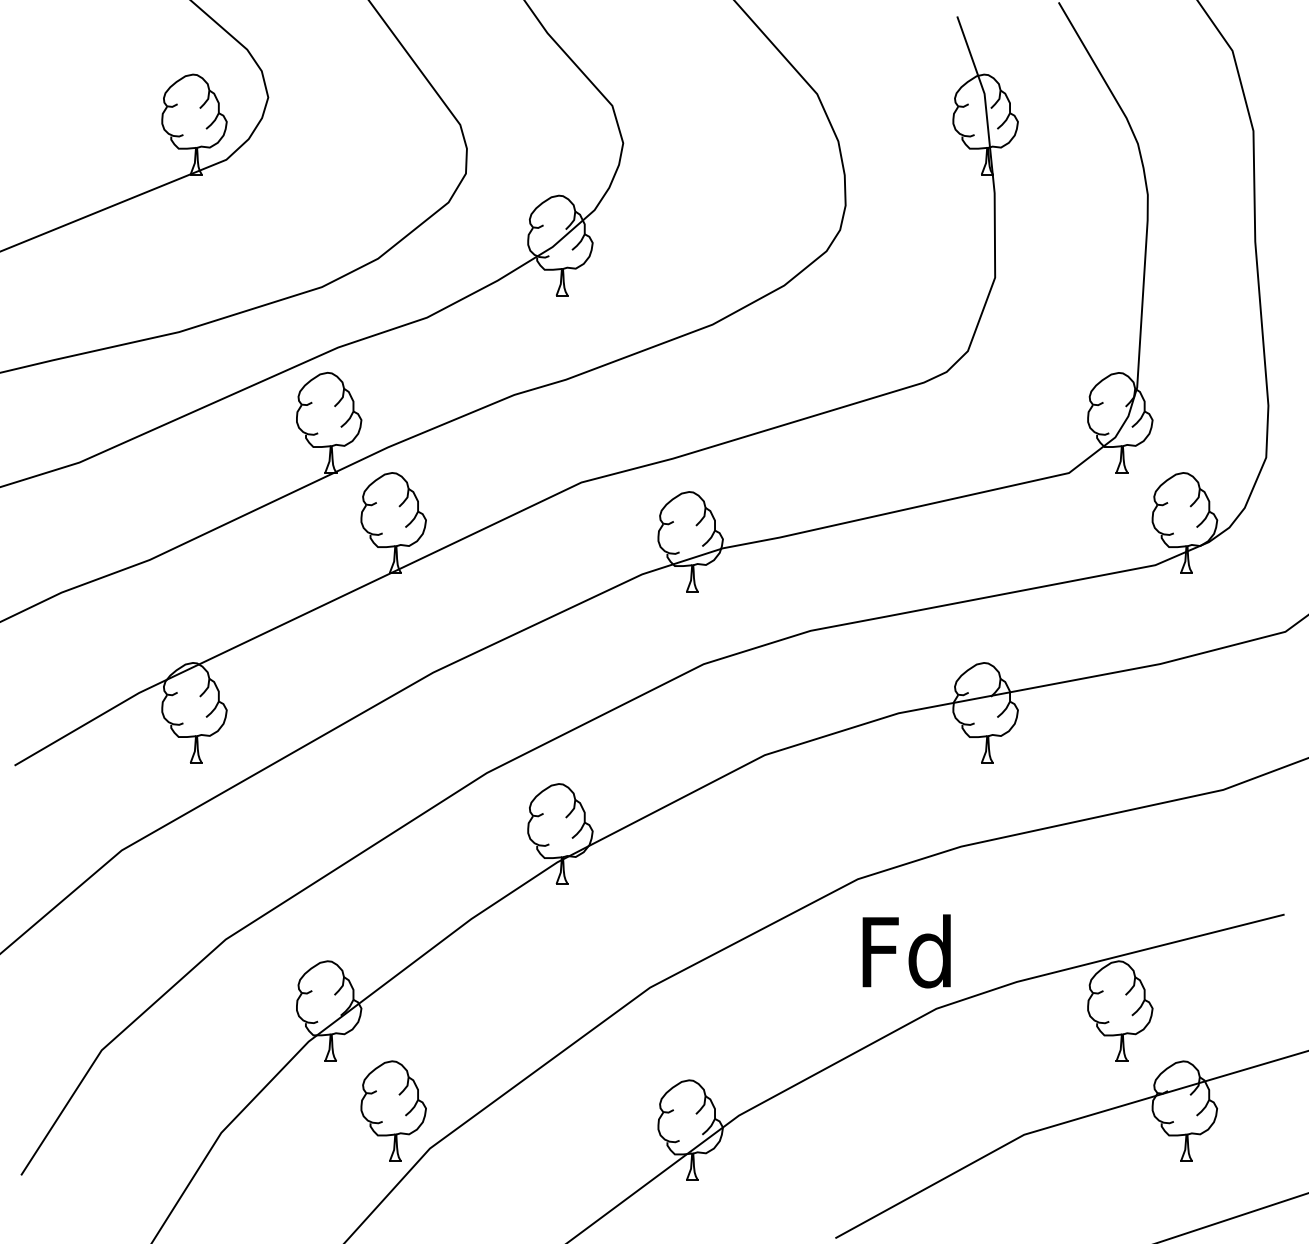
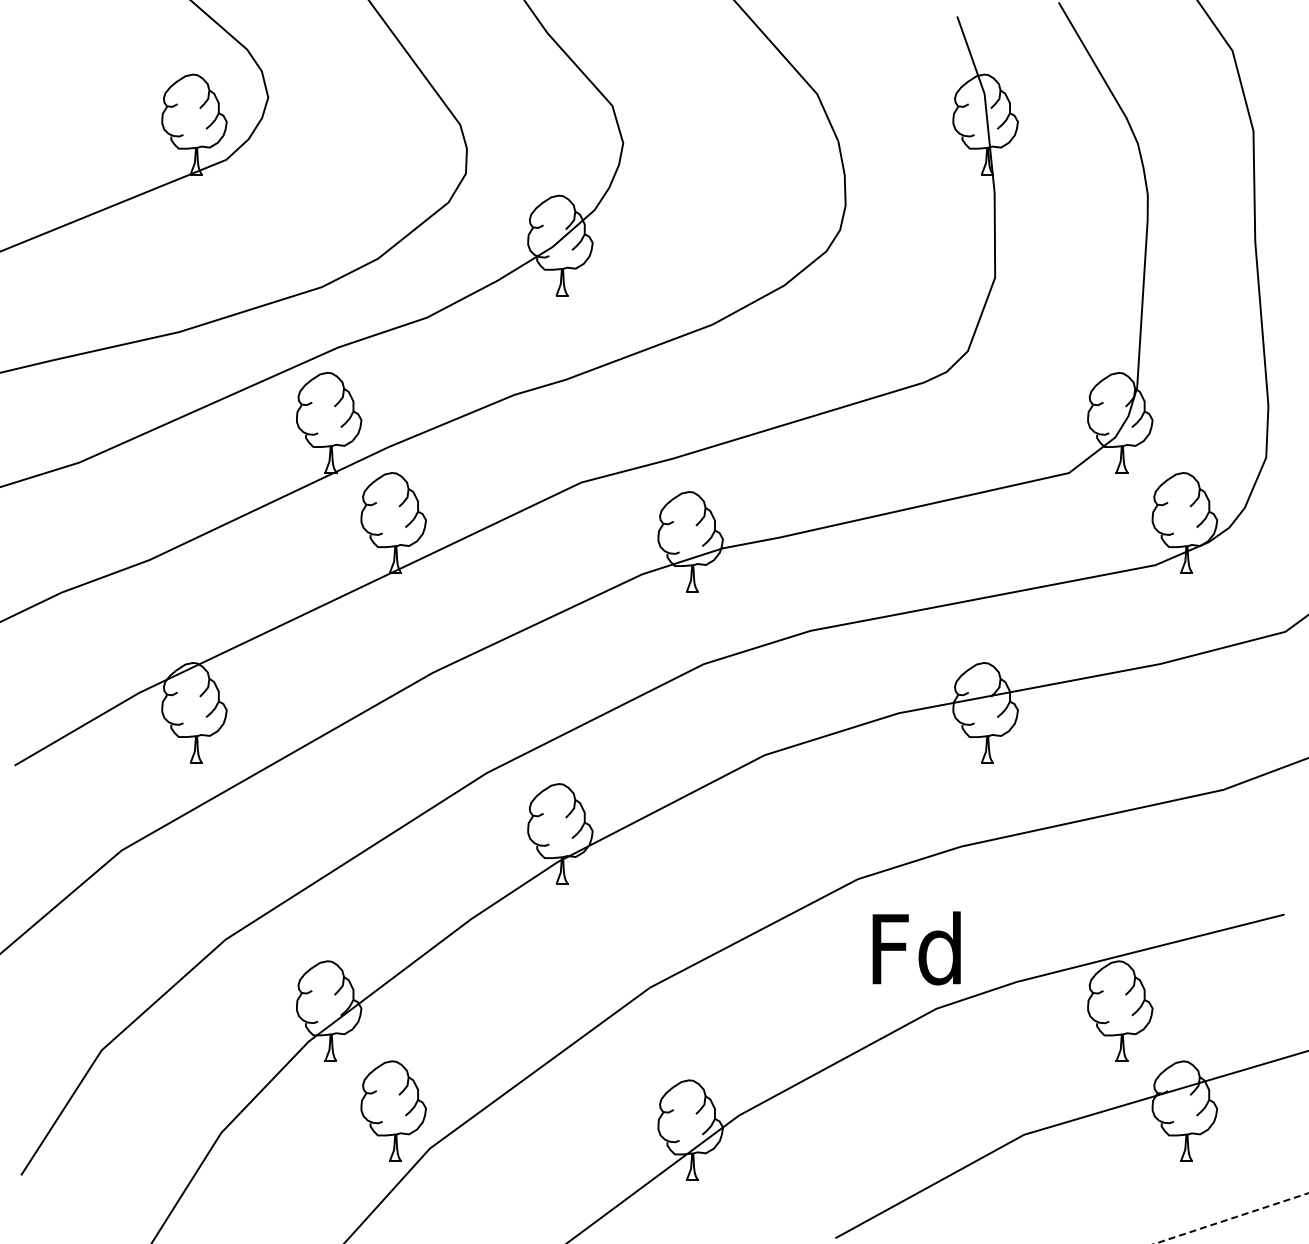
text position: (906, 951) -> (916, 948) (916, 948)
line: solid -> dashed (1231, 1218)
